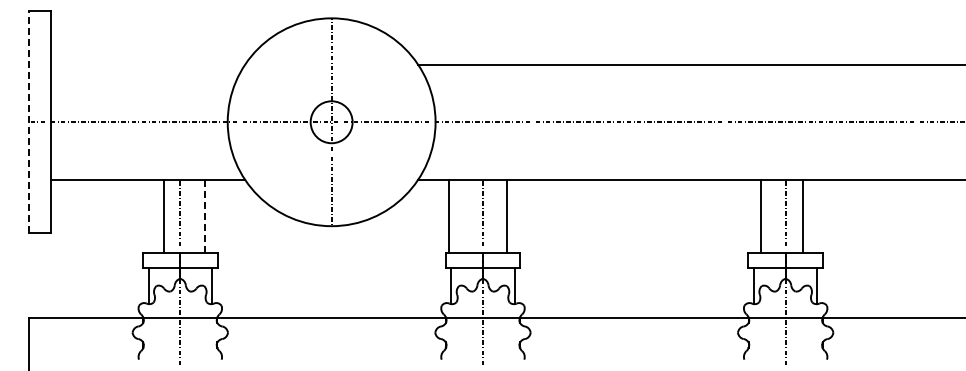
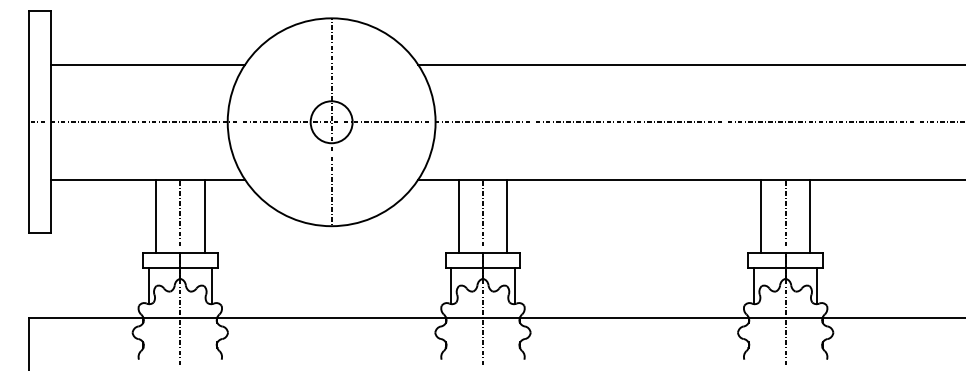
line: none -> present (148, 64)
line: dashed -> solid (28, 122)
line position: (163, 216) -> (155, 216) (155, 216)
line: dashed -> solid (204, 216)
line position: (448, 216) -> (458, 216) (458, 216)
line position: (803, 216) -> (810, 216) (810, 216)
